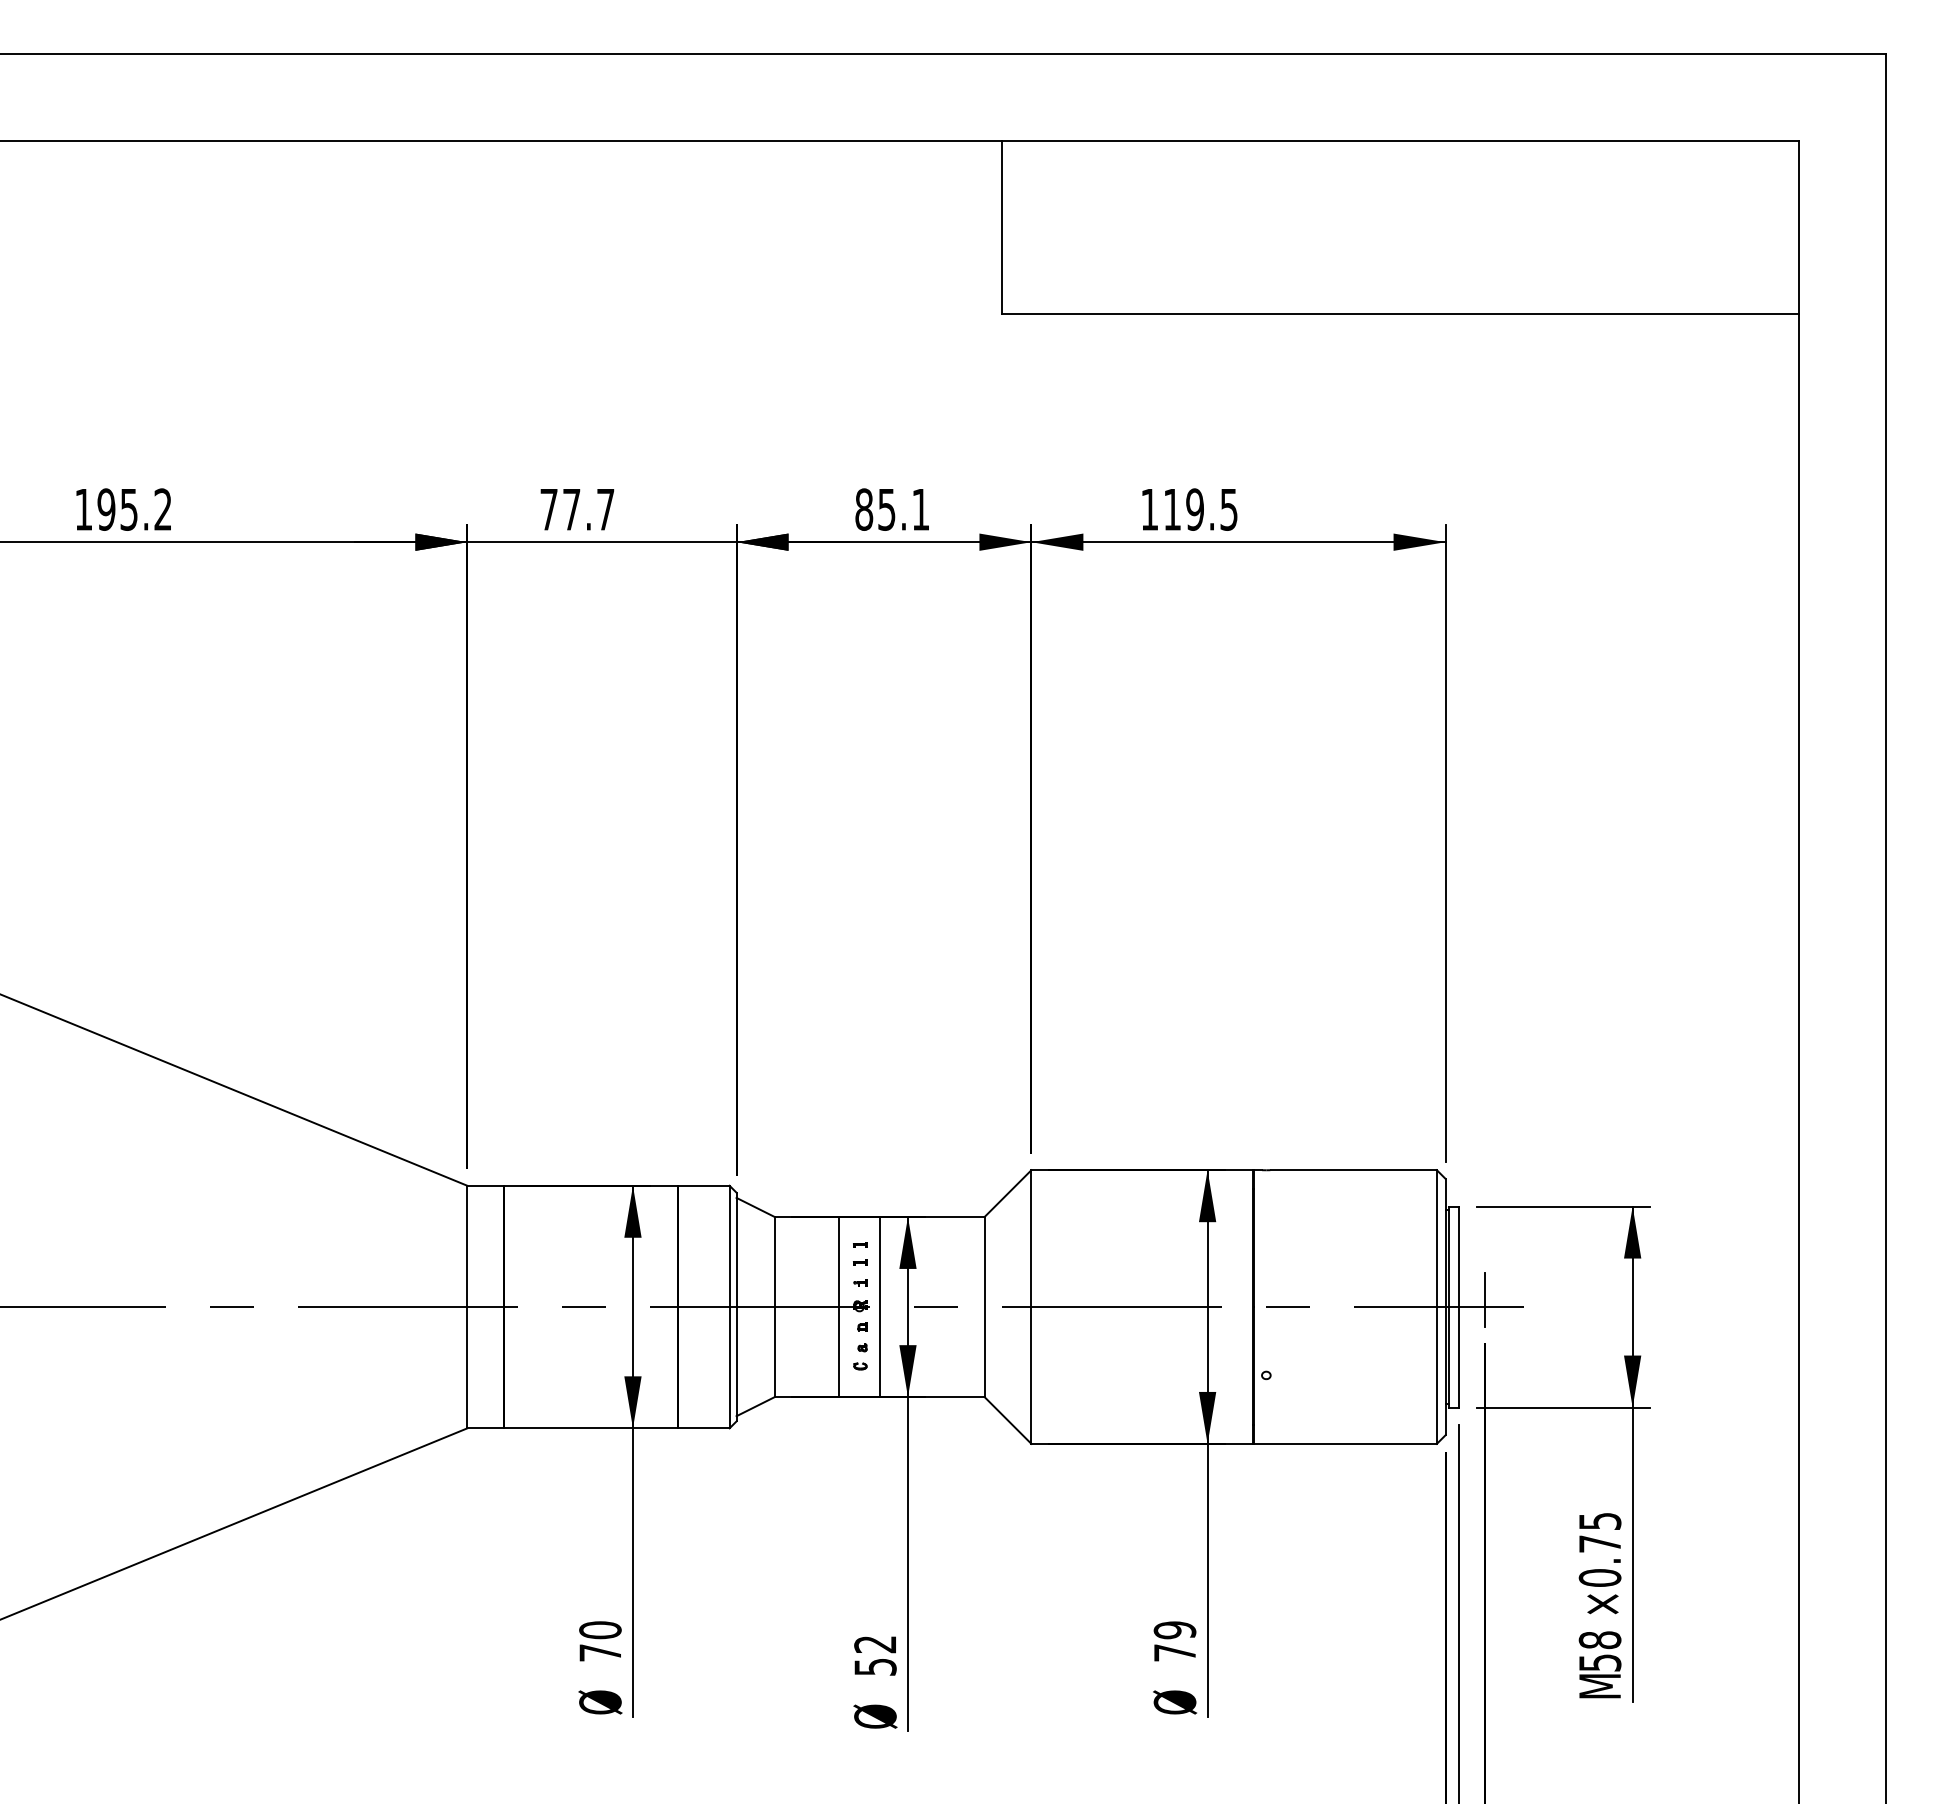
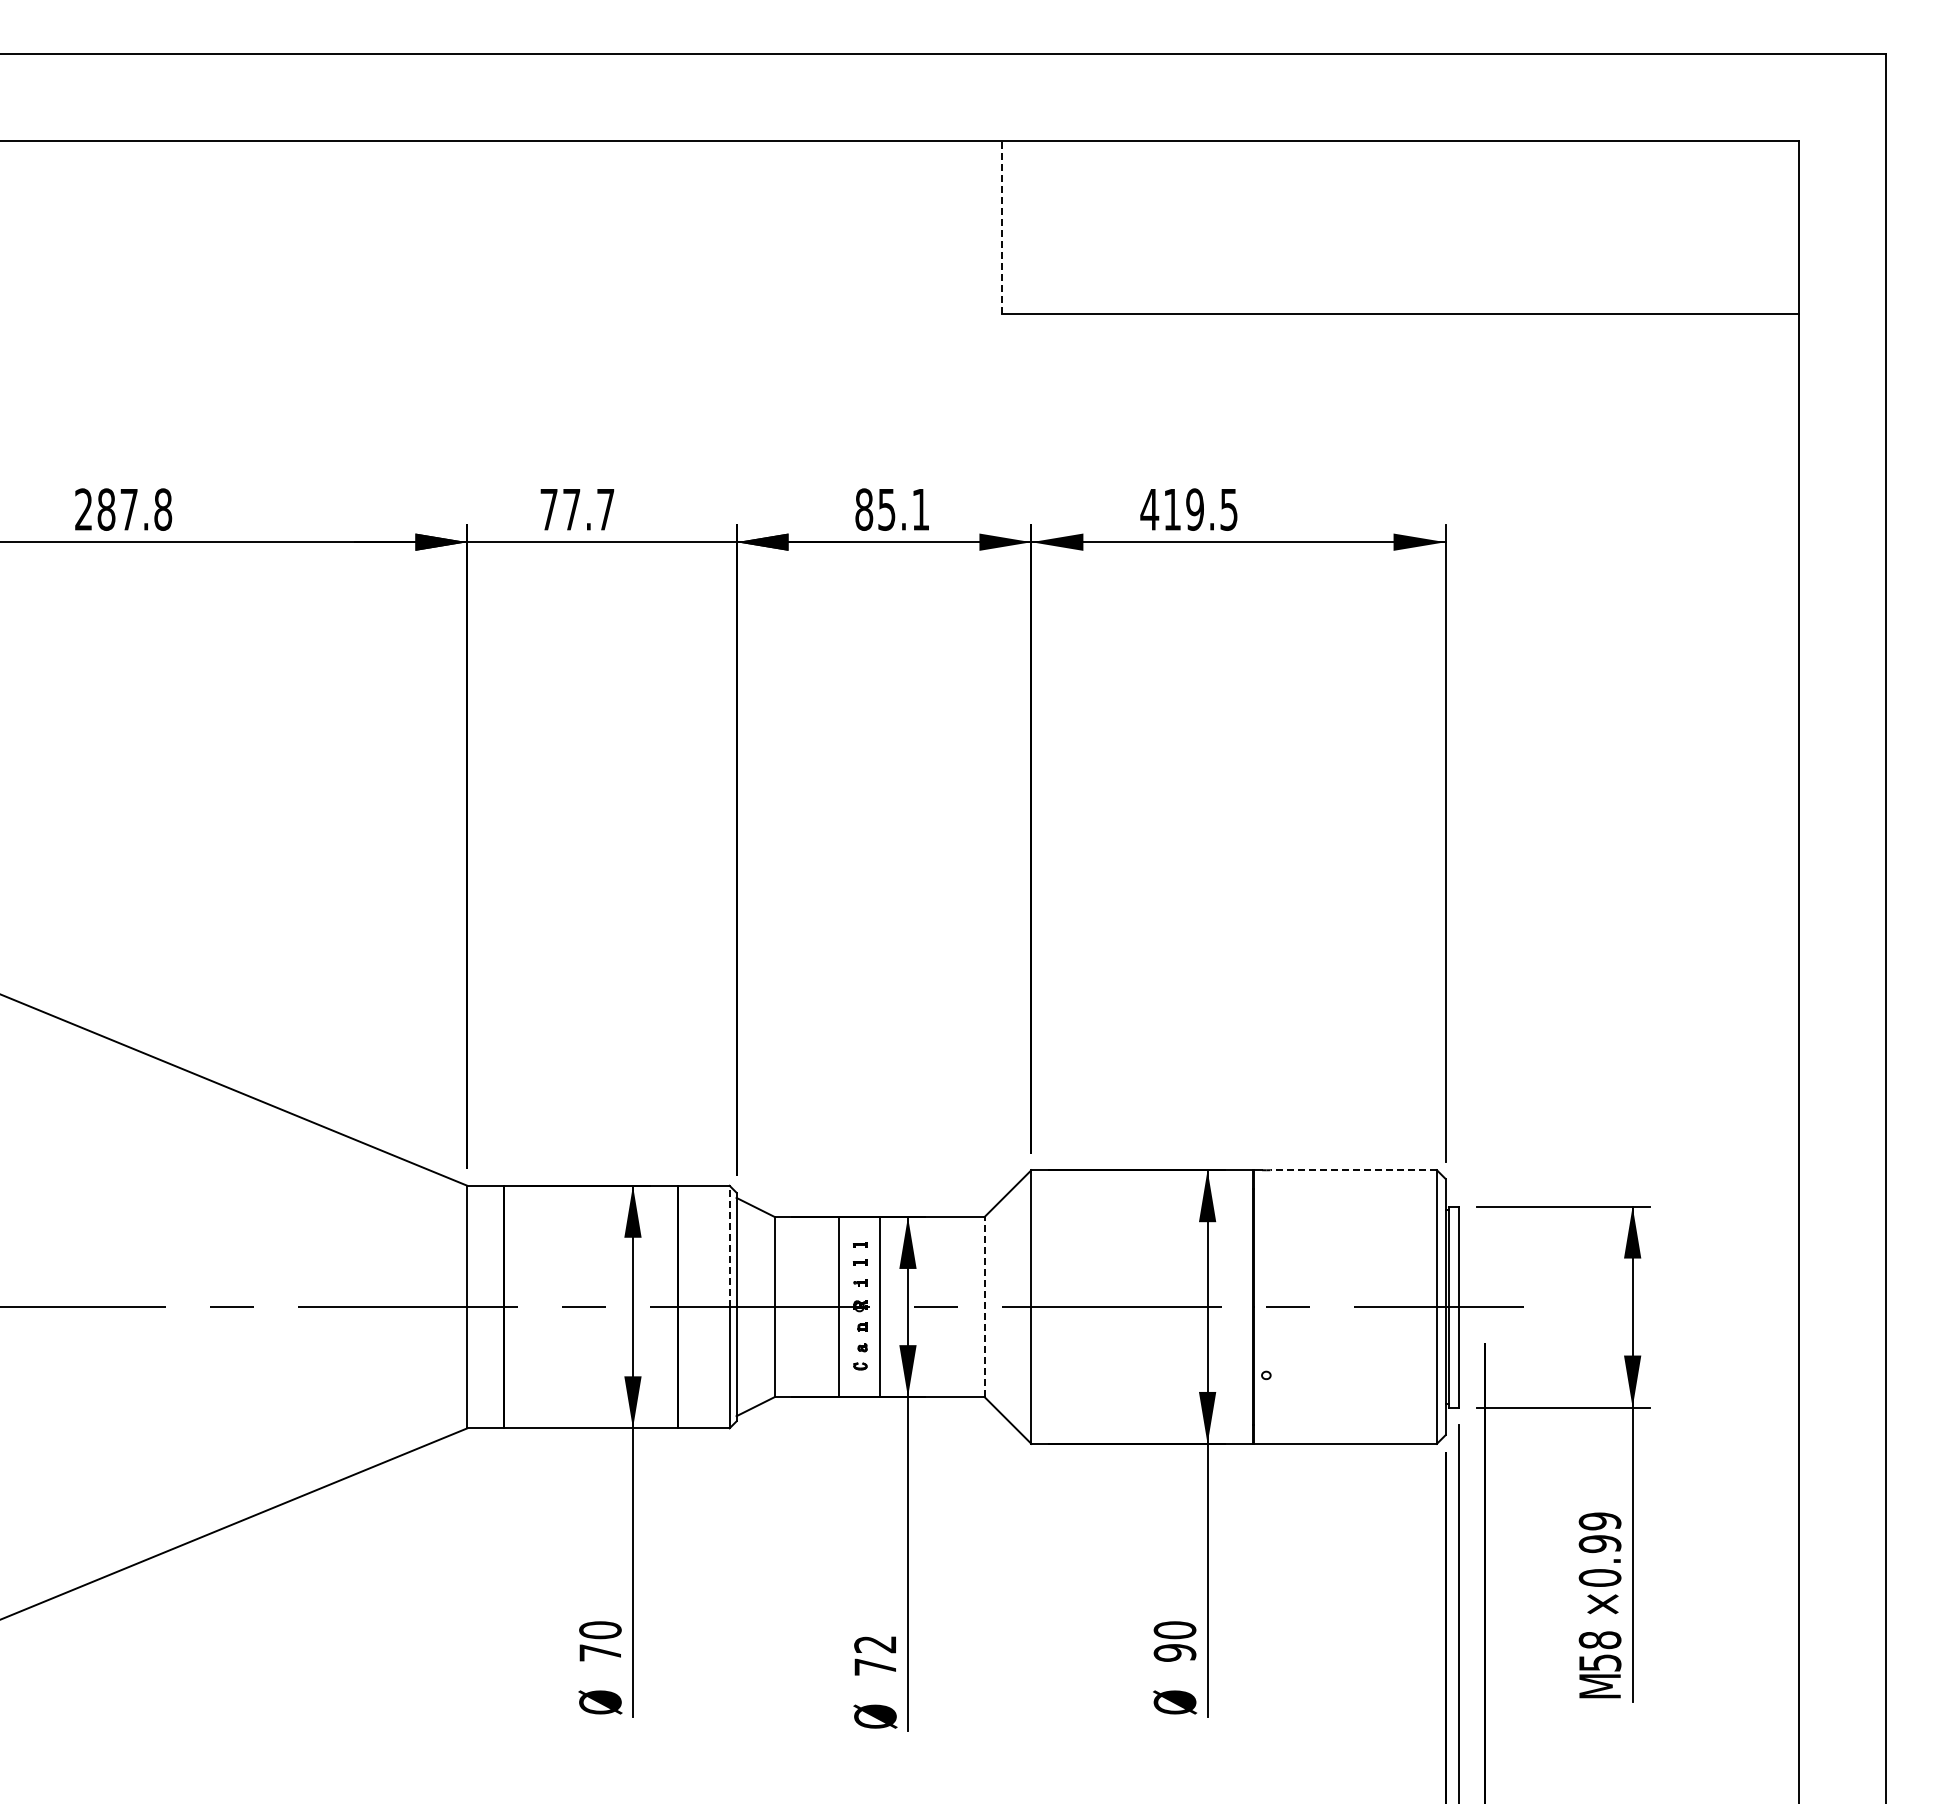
line: solid -> dashed (1002, 227)
text: 195.2 -> 287.8 (123, 509)
text: 119.5 -> 419.5 (1149, 509)
line: solid -> dashed (1353, 1170)
line: solid -> dashed (729, 1246)
line: present -> none (1485, 1300)
line: solid -> dashed (984, 1306)
text: ×0.75 -> ×0.99 (1599, 1532)
text: 79 -> 90 (1174, 1641)
text: 52 -> 72 (875, 1666)
